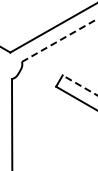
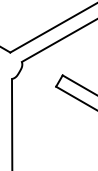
line: dashed -> solid (60, 40)
line: dashed -> solid (79, 85)
